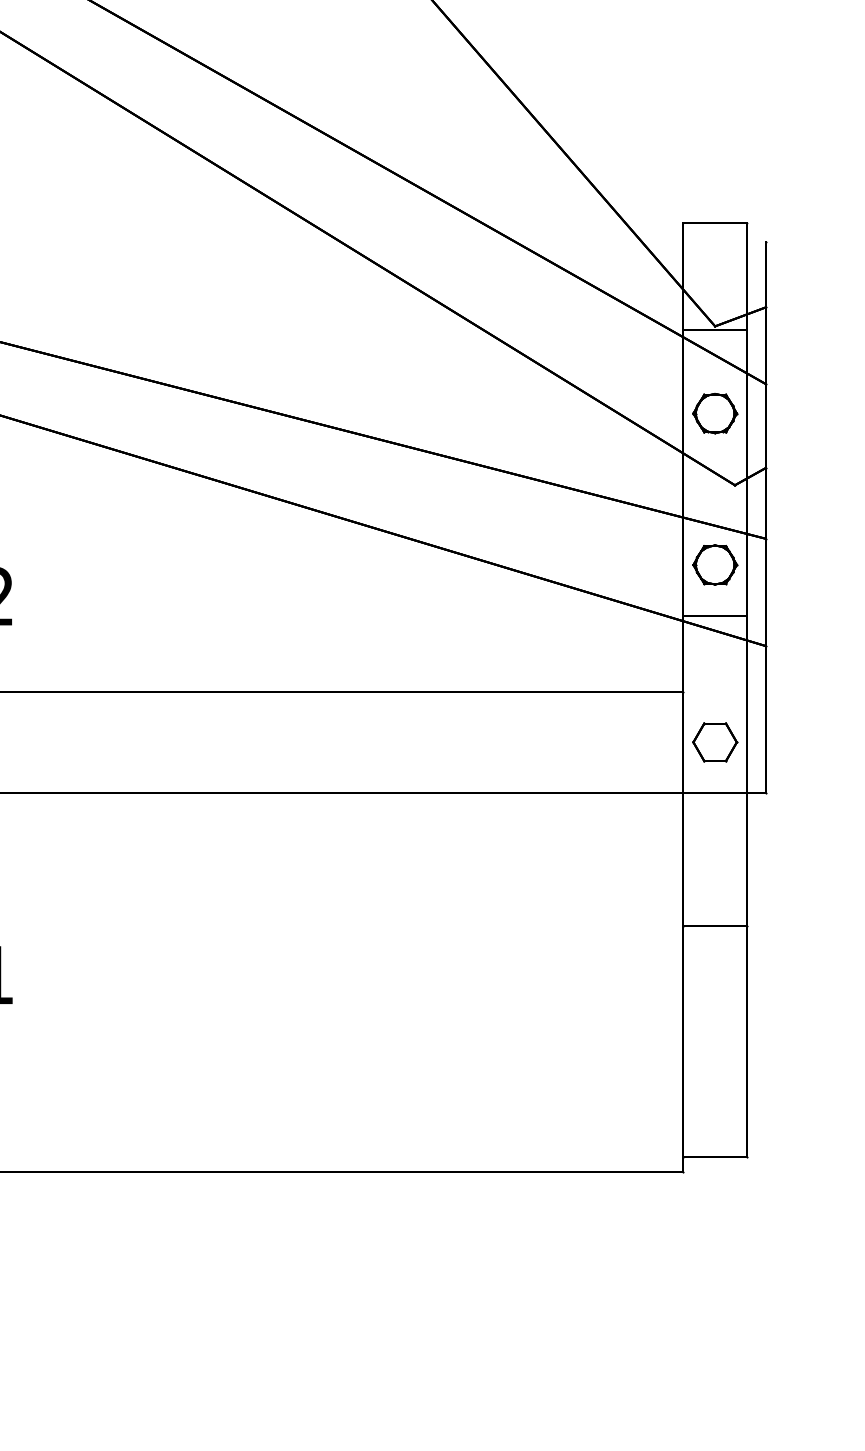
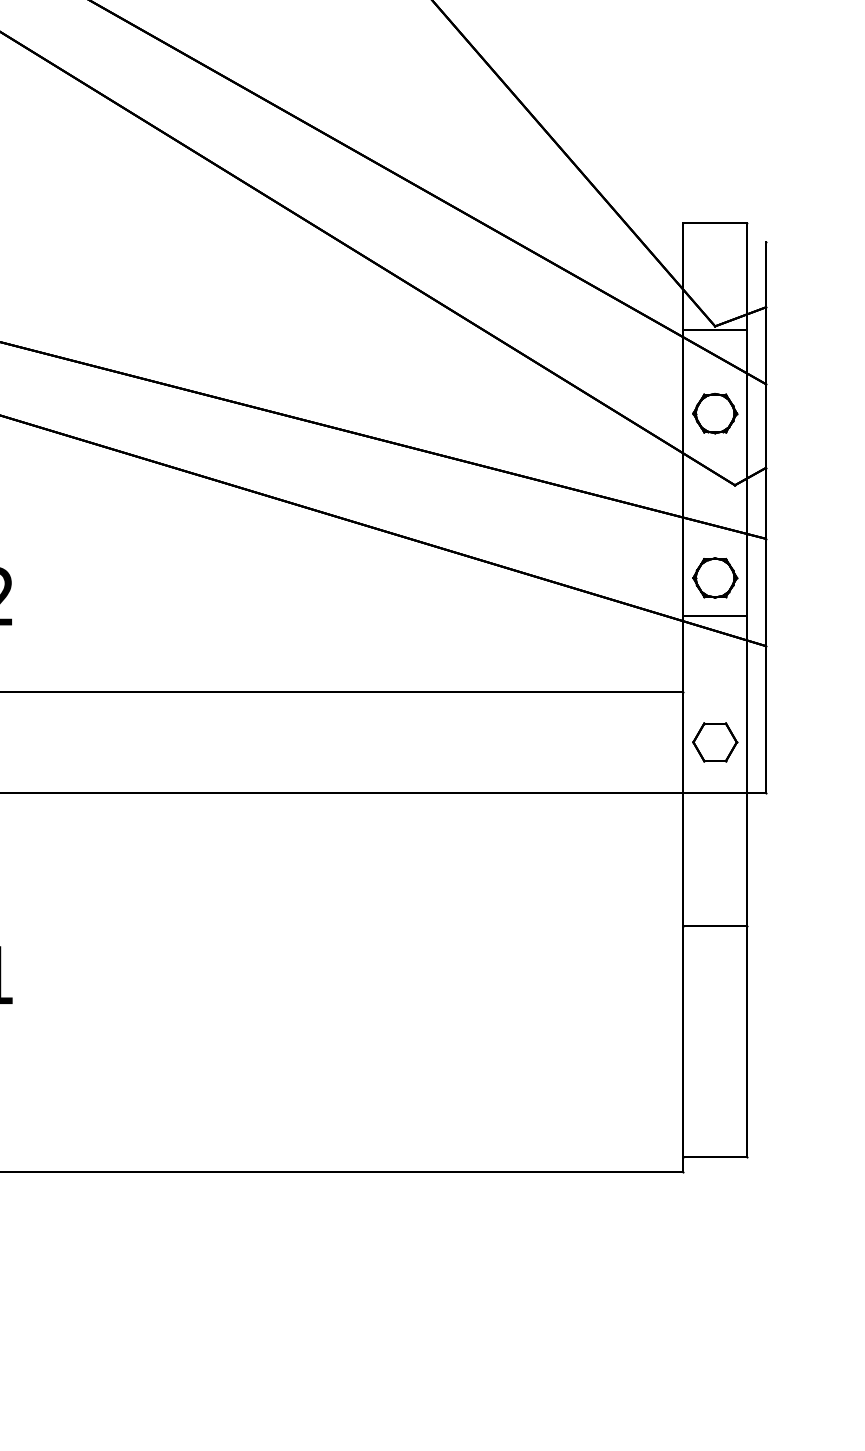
part position: (715, 564) -> (715, 577) (715, 577)
